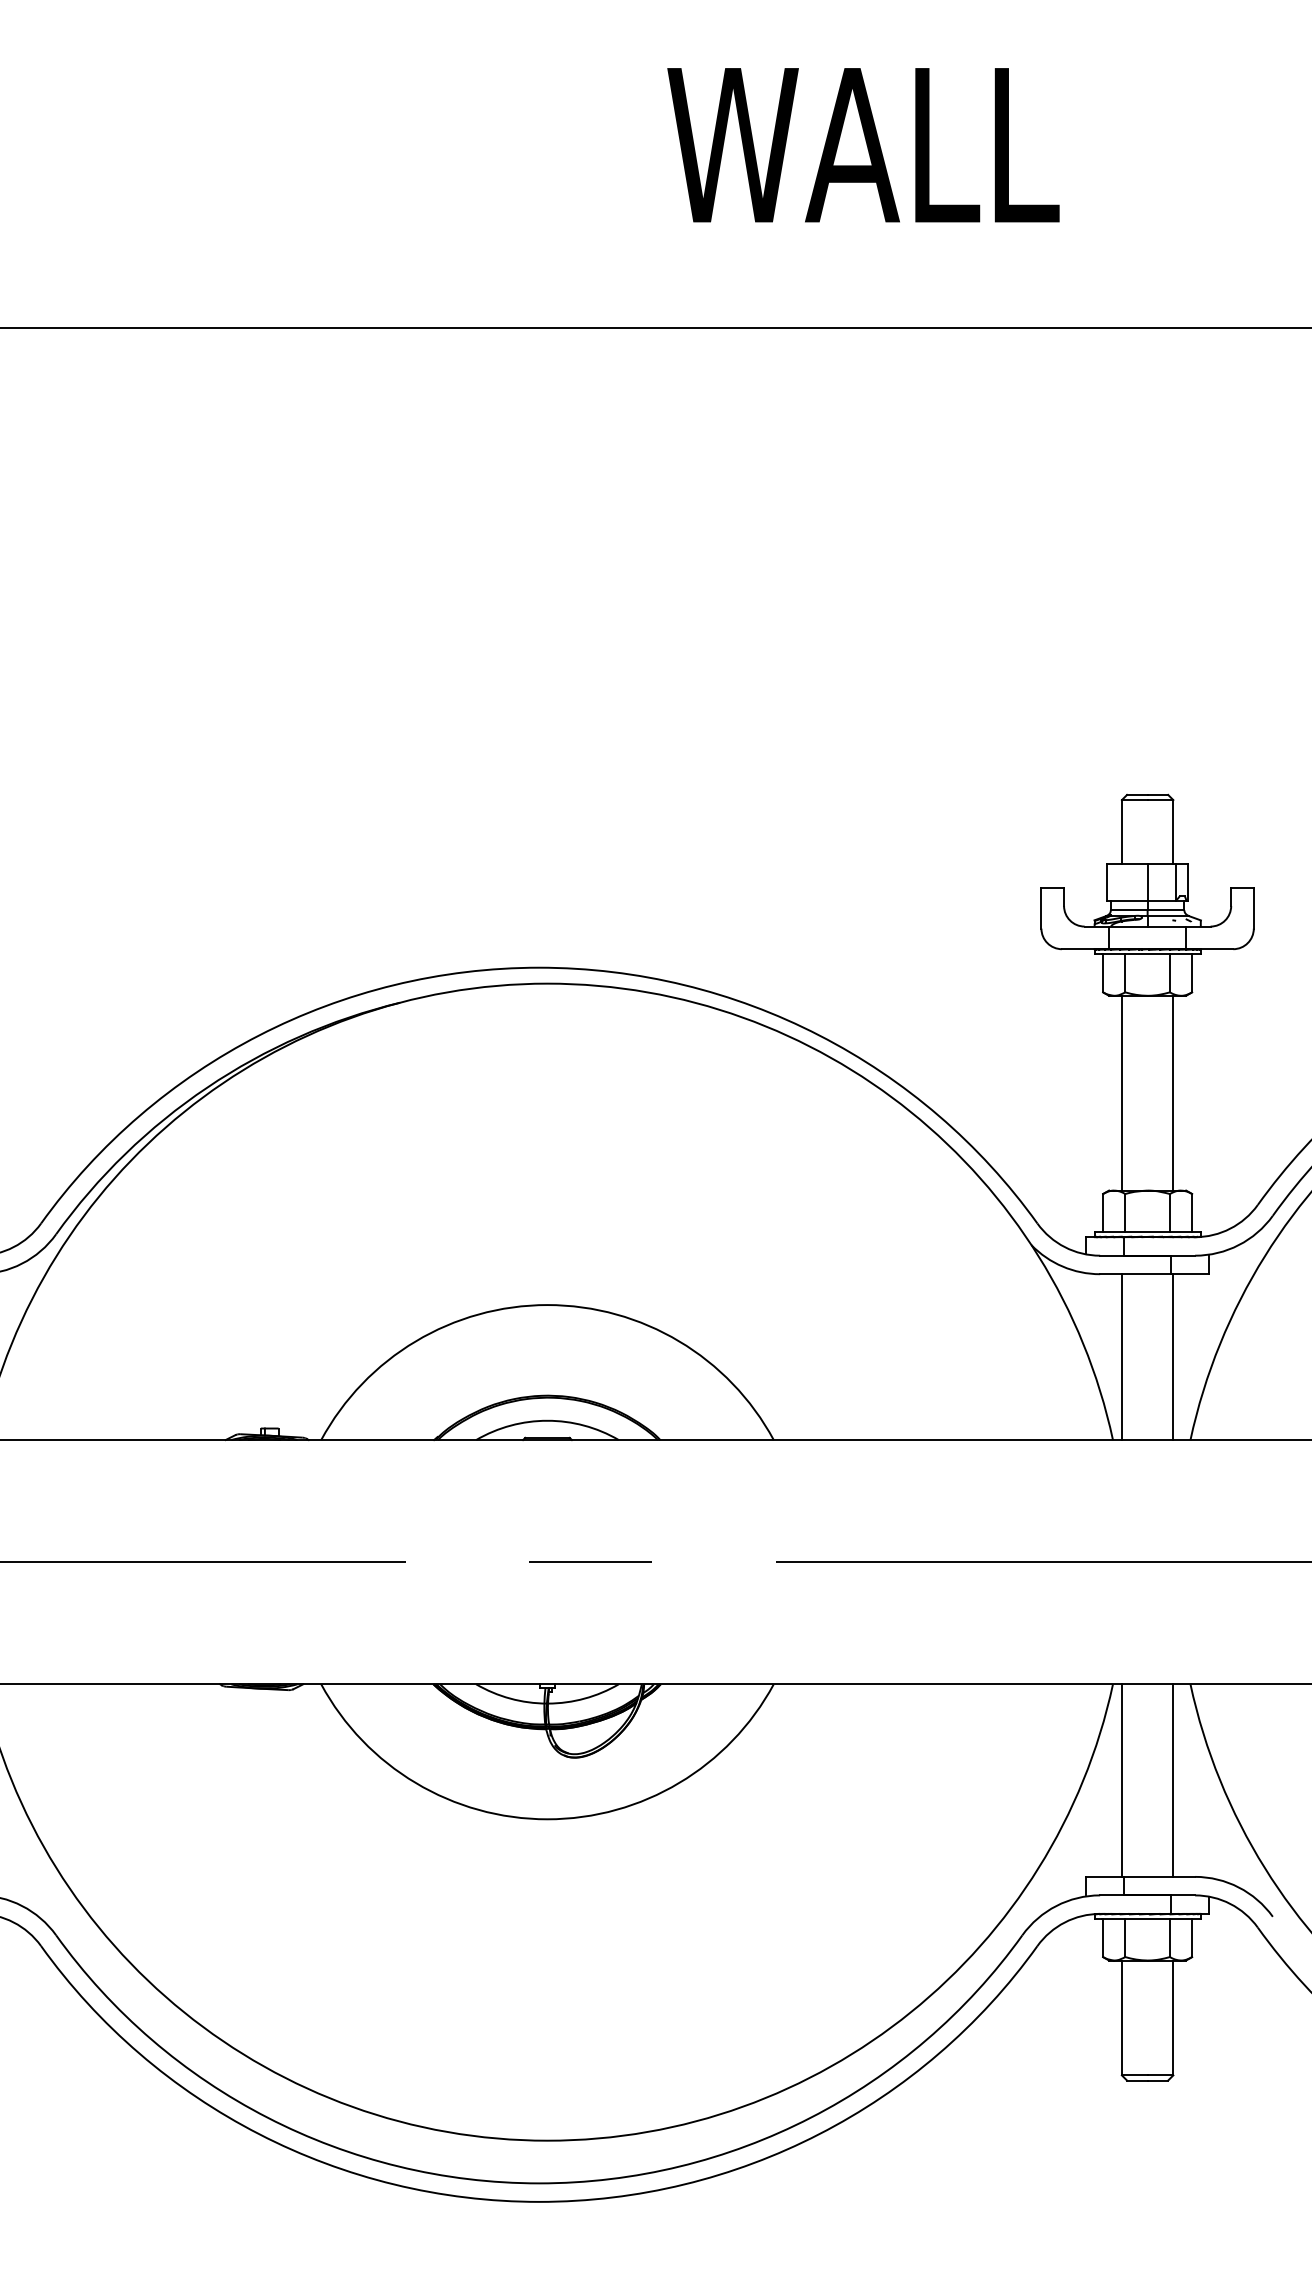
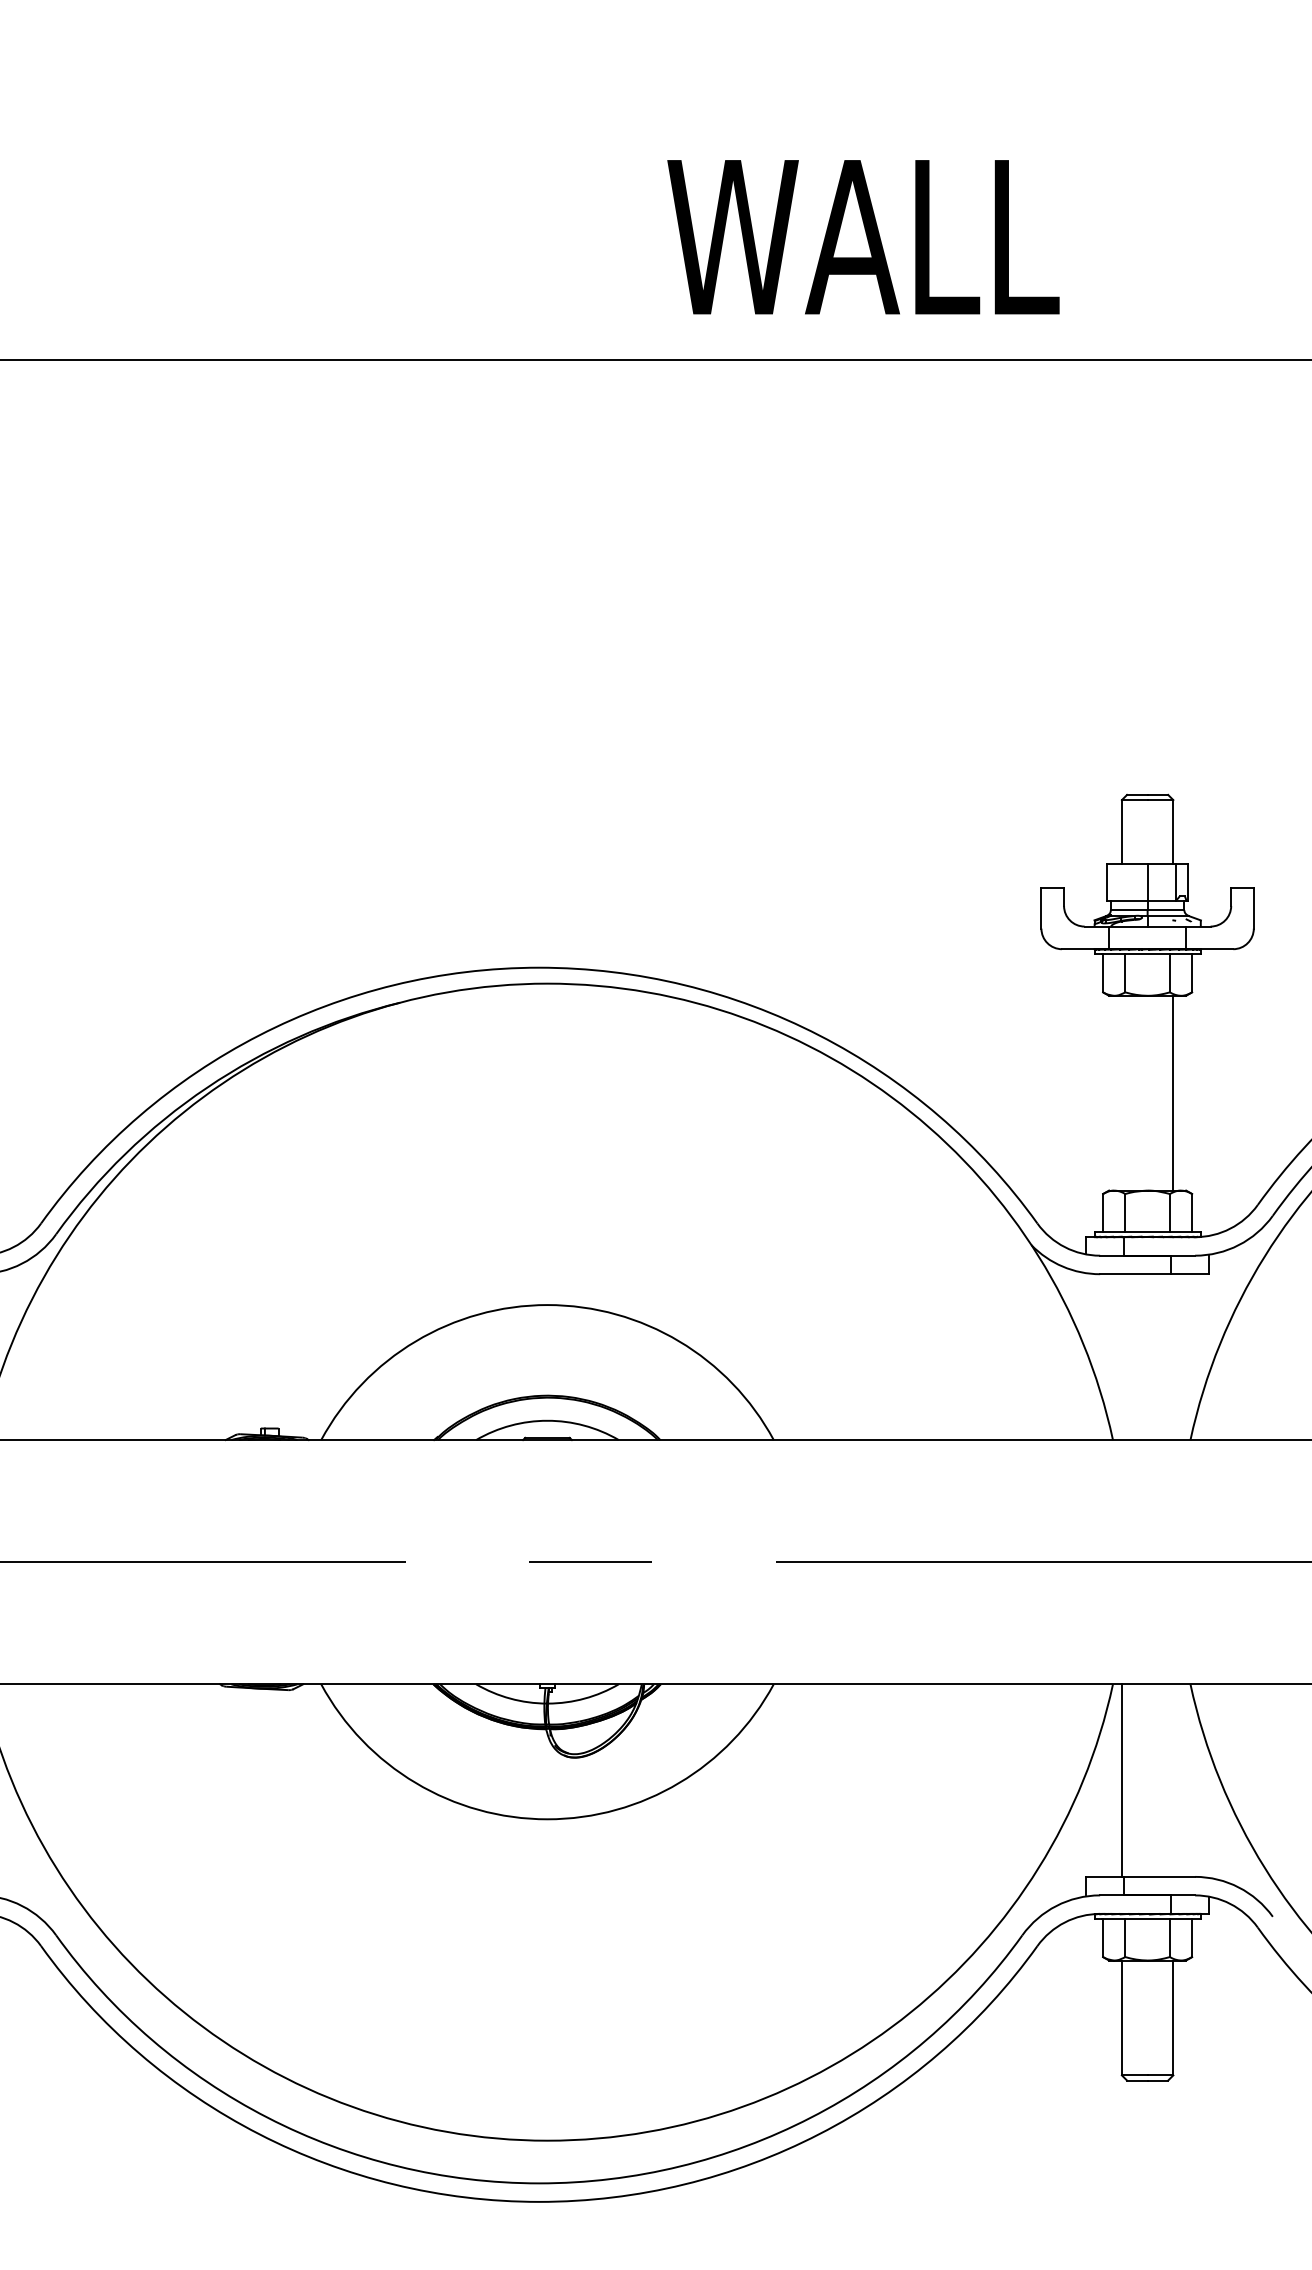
text position: (863, 145) -> (863, 237) (863, 237)
line position: (655, 328) -> (655, 360) (655, 360)
line: present -> none (1121, 1092)
line: present -> none (1121, 1357)
line: present -> none (1173, 1357)
line: present -> none (1173, 1780)
